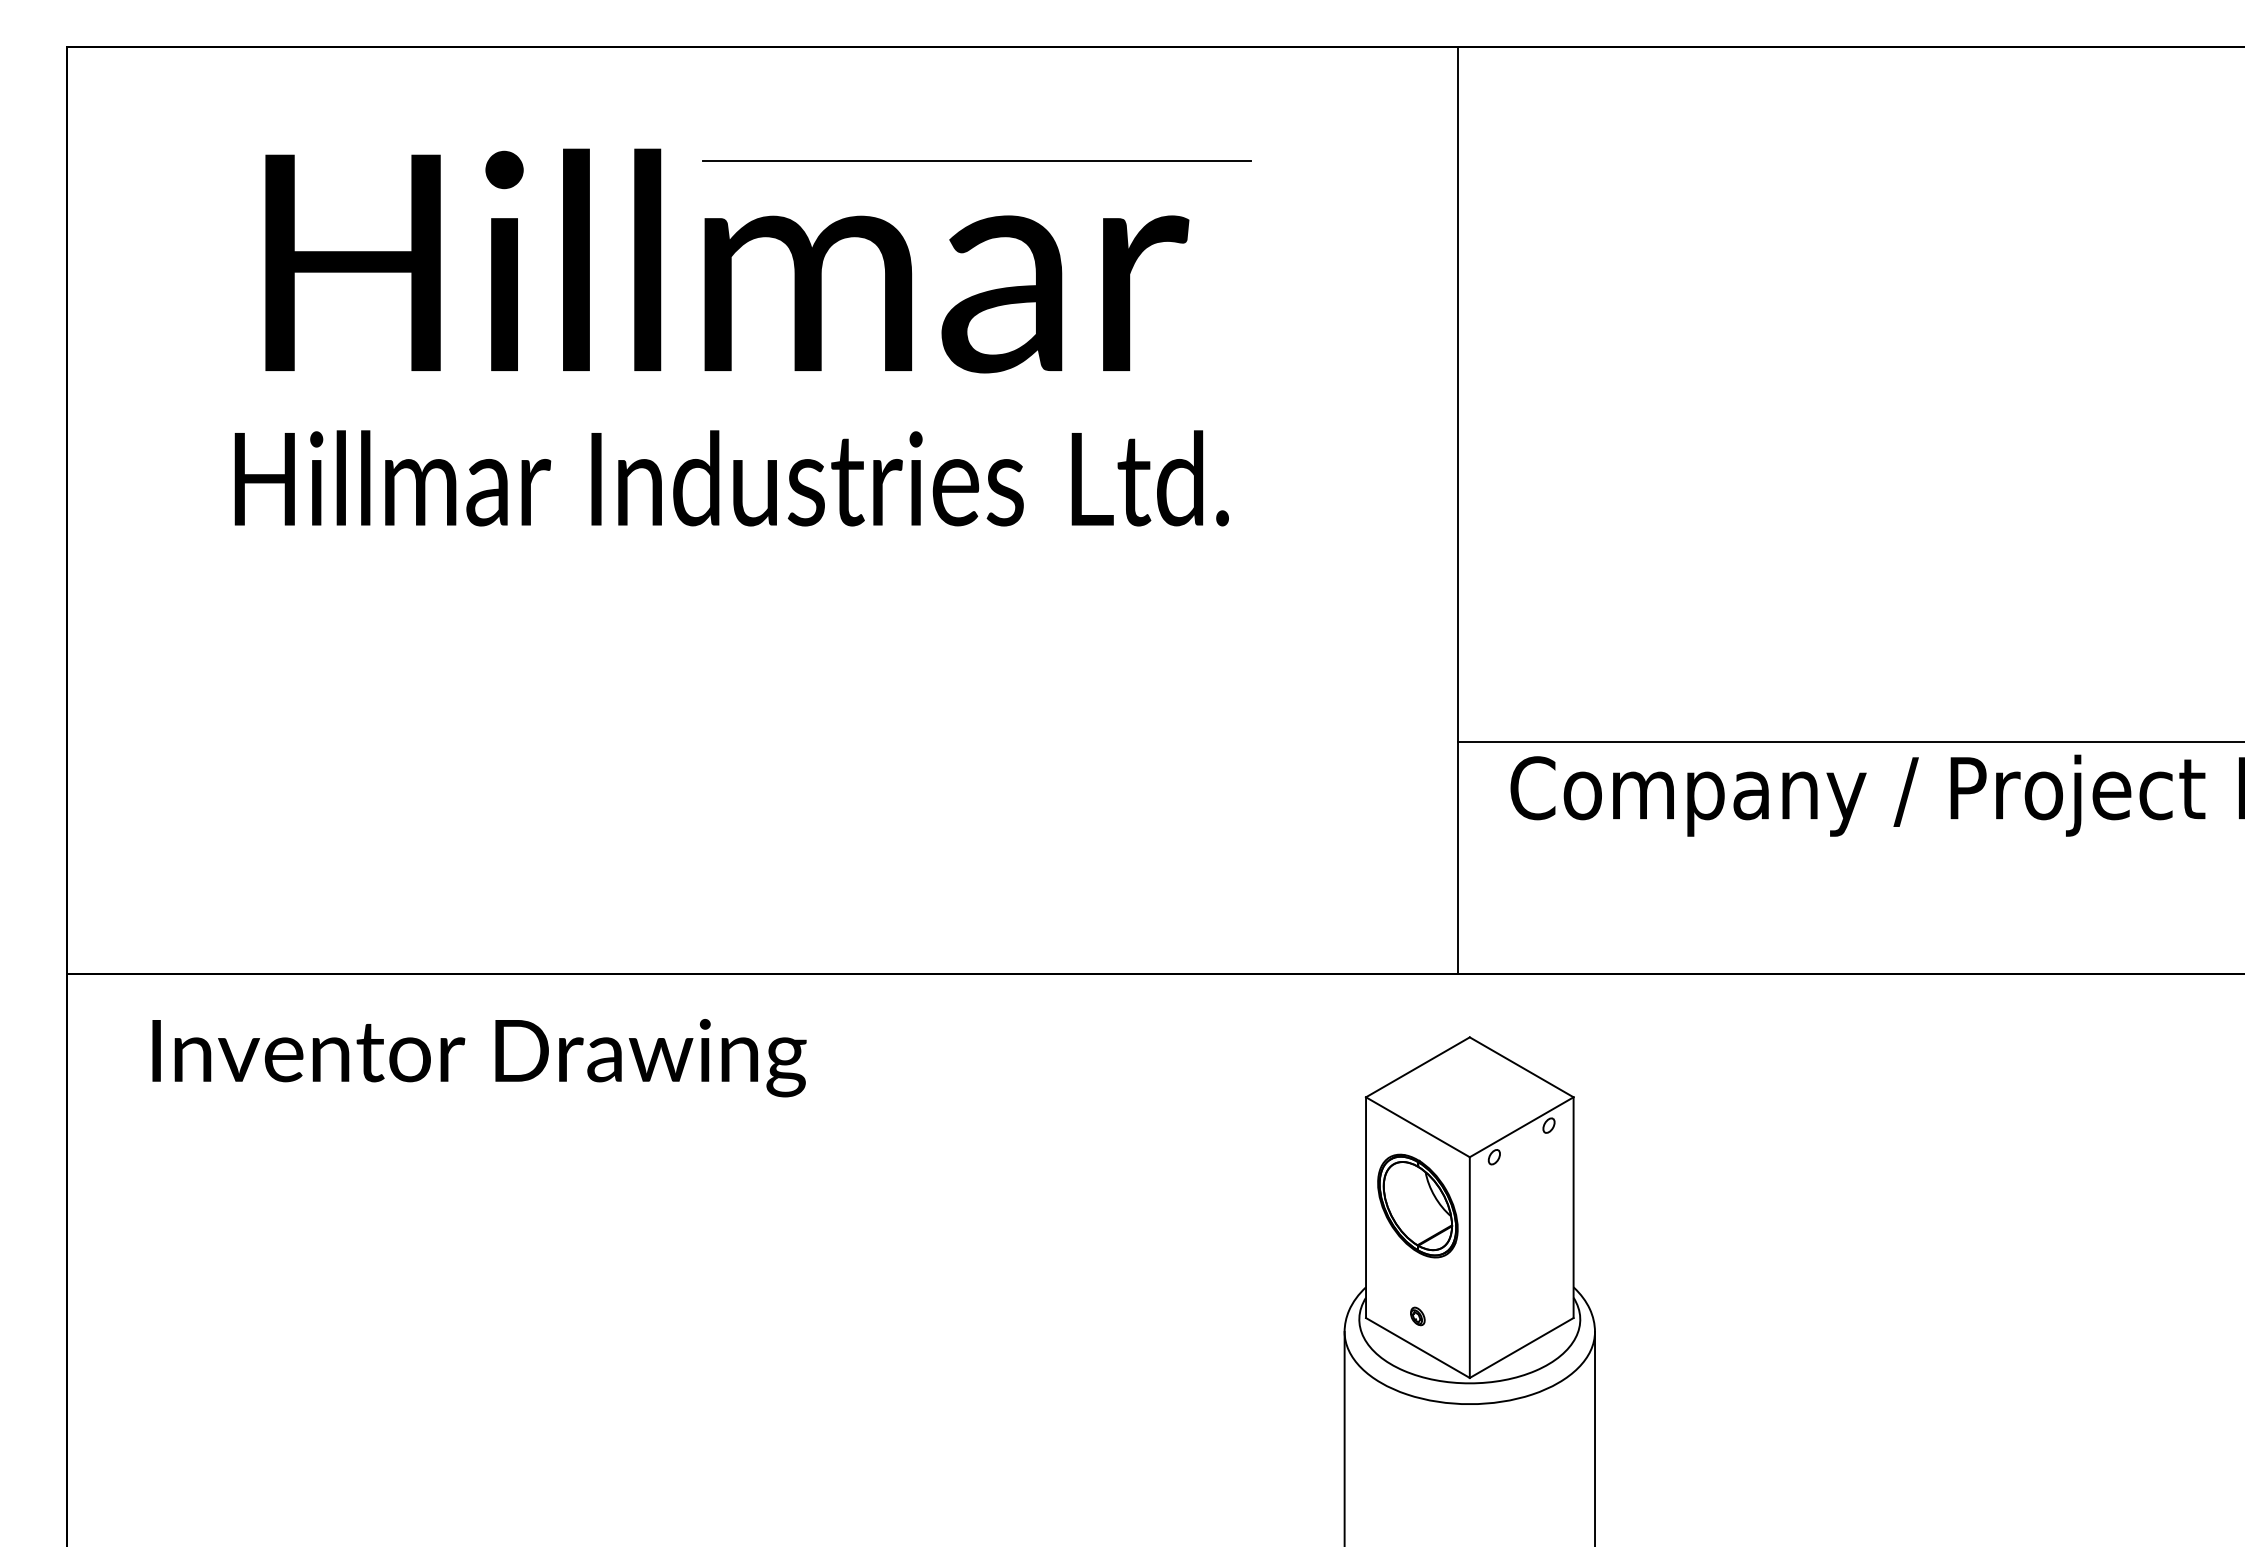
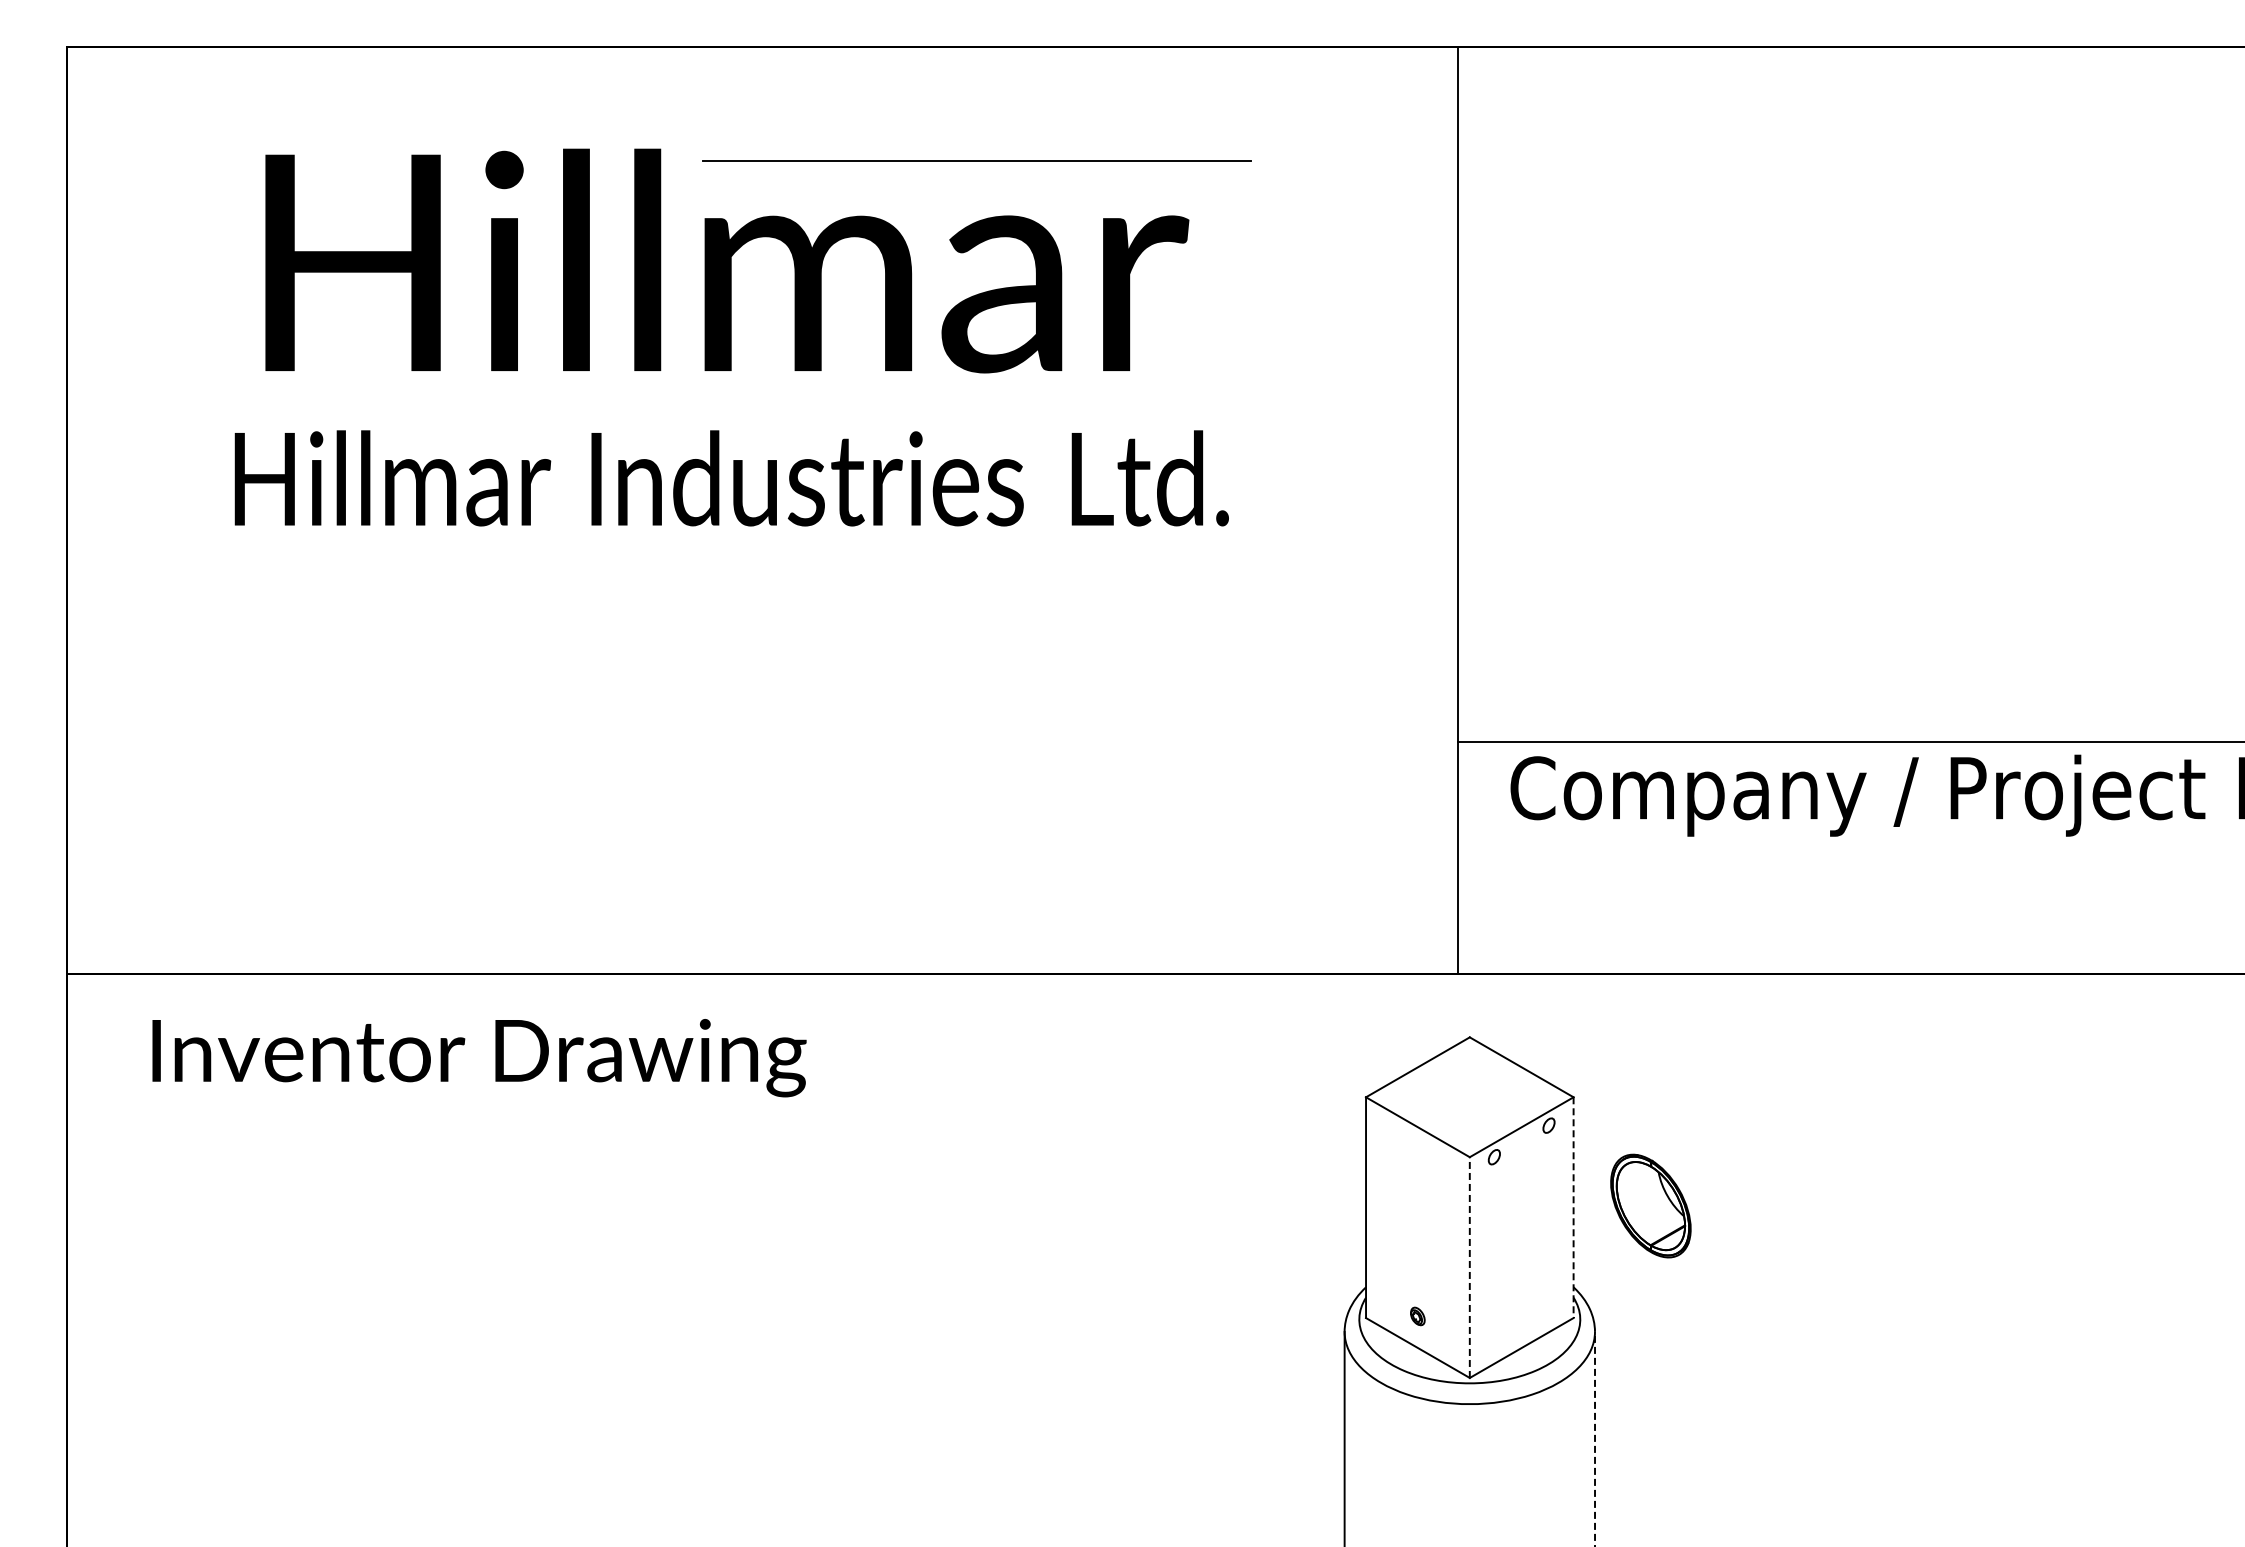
part position: (1417, 1205) -> (1650, 1205) (1650, 1205)
line: solid -> dashed (1573, 1208)
line: solid -> dashed (1469, 1267)
line: solid -> dashed (1595, 1438)
